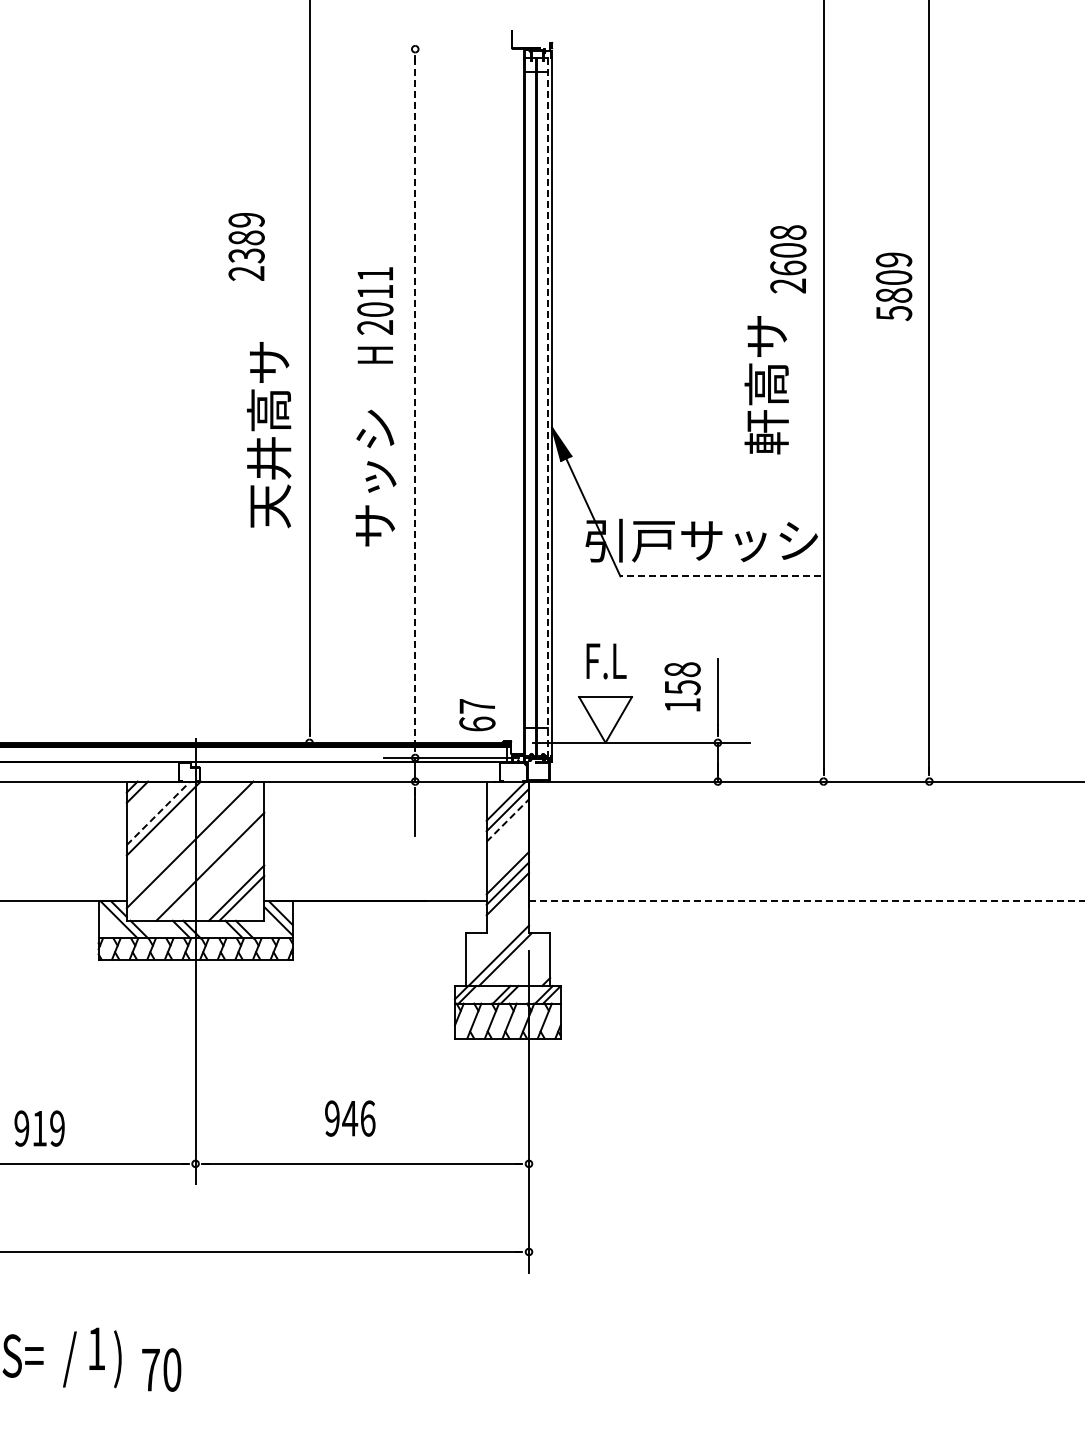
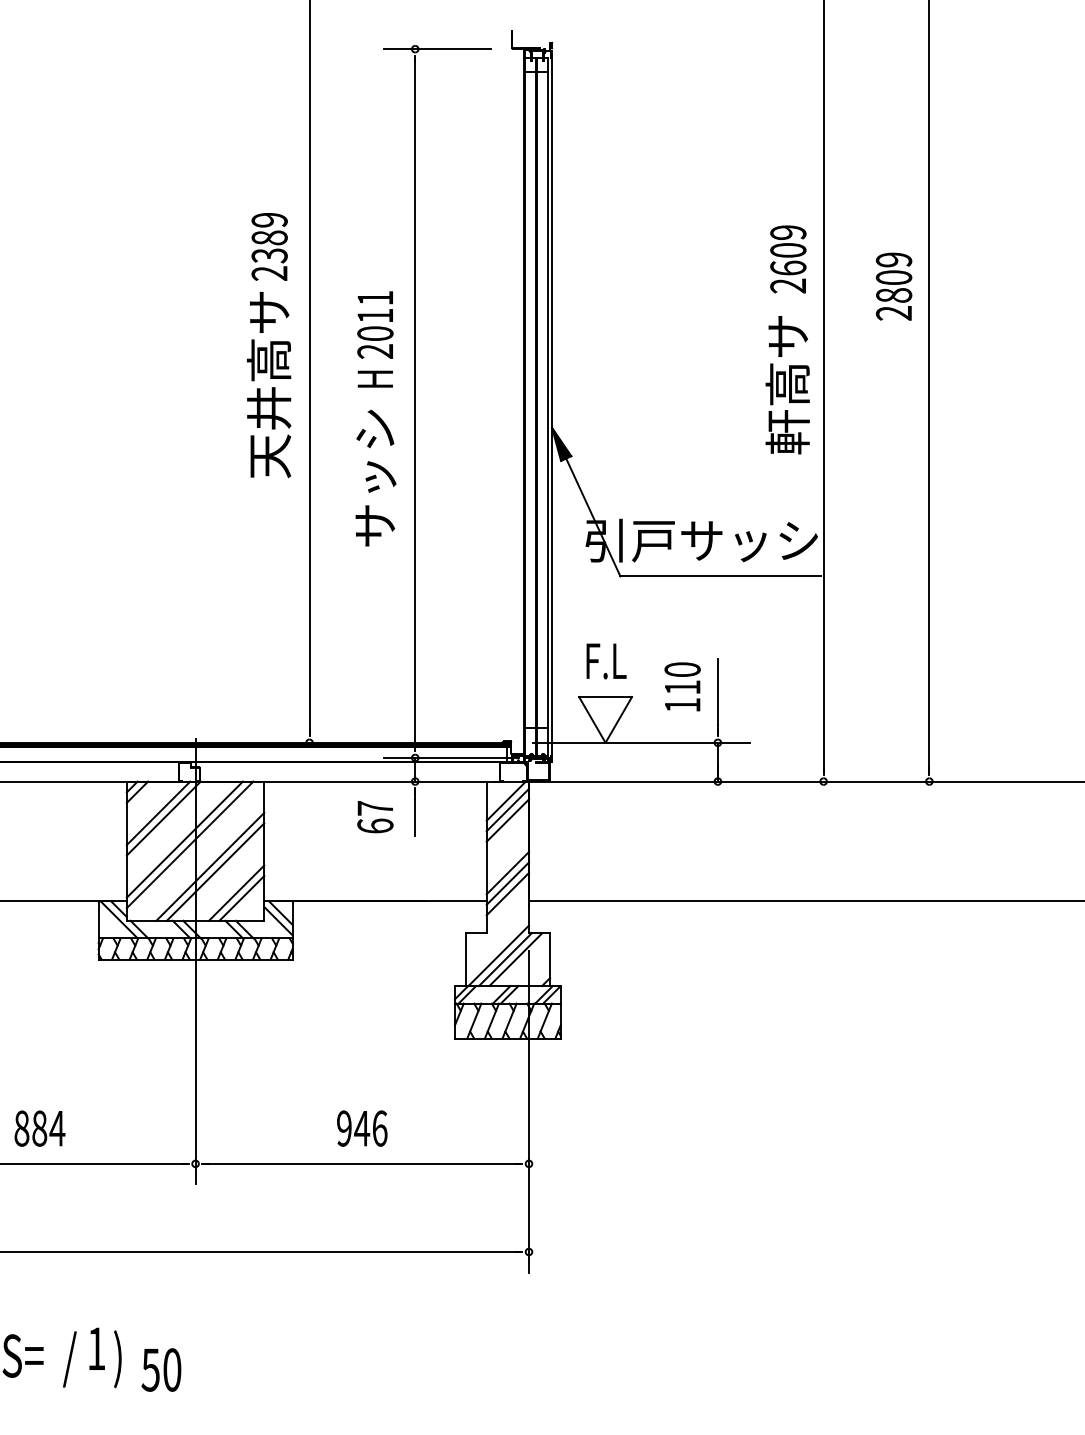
line: none -> present (437, 49)
text: 2608 -> 2609 (788, 232)
text position: (246, 246) -> (269, 246) (269, 246)
text: 5809 -> 2809 (894, 313)
text position: (375, 315) -> (375, 339) (375, 339)
text position: (766, 385) -> (787, 385) (787, 385)
line: dashed -> solid (415, 403)
line: dashed -> solid (547, 407)
text position: (269, 435) -> (269, 385) (269, 385)
line: dashed -> solid (720, 576)
text: 158 -> 110 (682, 678)
text position: (477, 715) -> (375, 817) (375, 817)
line: dashed -> solid (158, 813)
line: dashed -> solid (507, 820)
line: none -> present (184, 839)
line: none -> present (215, 871)
line: dashed -> solid (806, 901)
line: none -> present (515, 959)
text position: (350, 1118) -> (362, 1128) (362, 1128)
text: 919 -> 884 (39, 1128)
text: 70 -> 50 (150, 1370)
